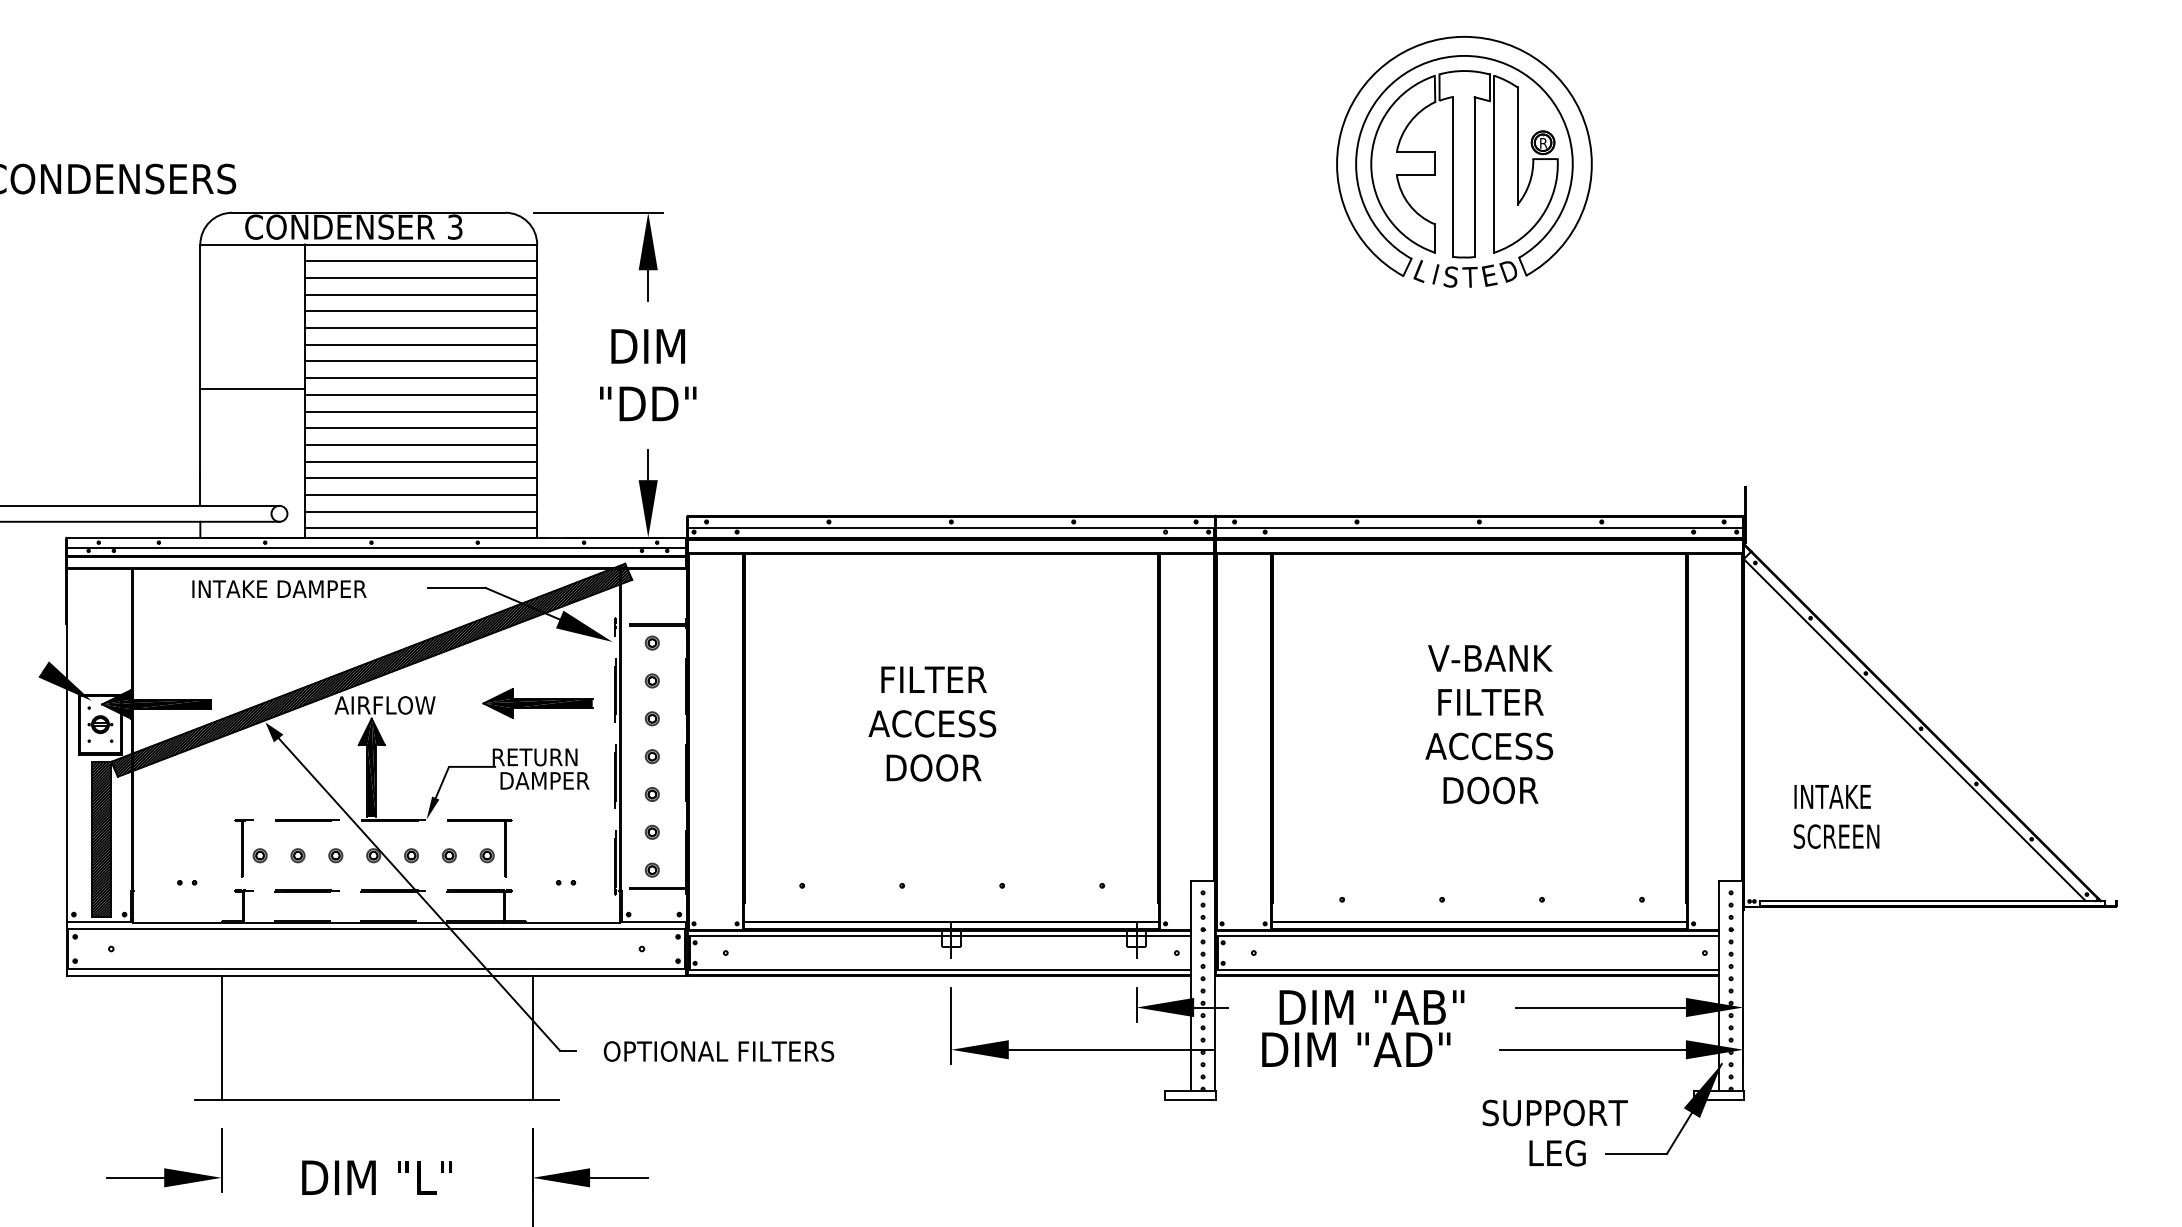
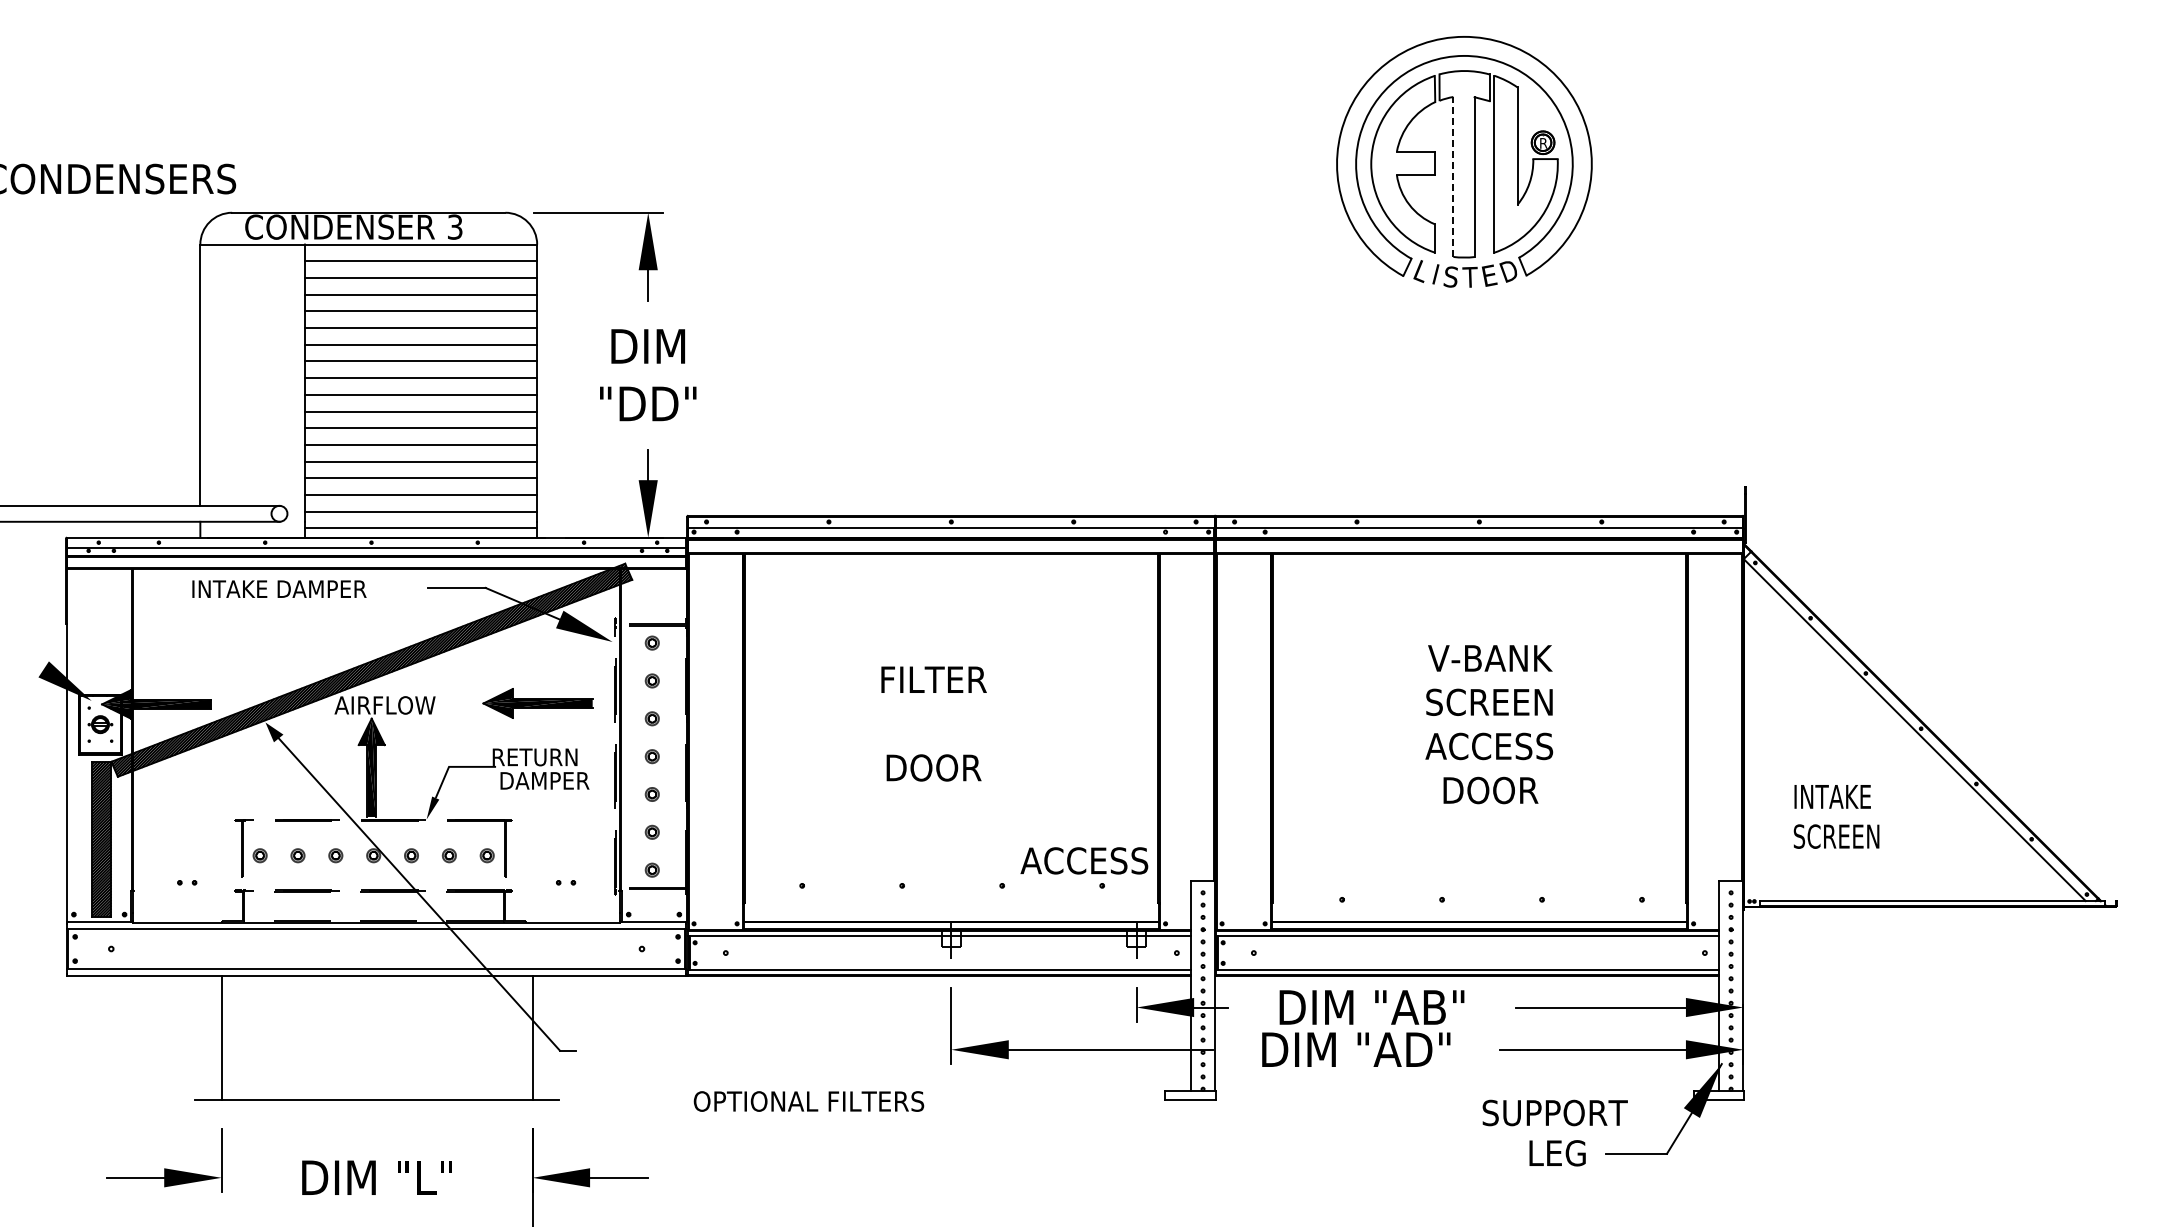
line: solid -> dashed (1453, 176)
line: present -> none (252, 389)
text: FILTER -> SCREEN (1489, 701)
text position: (932, 723) -> (1084, 860) (1084, 860)
text position: (718, 1051) -> (808, 1101) (808, 1101)
